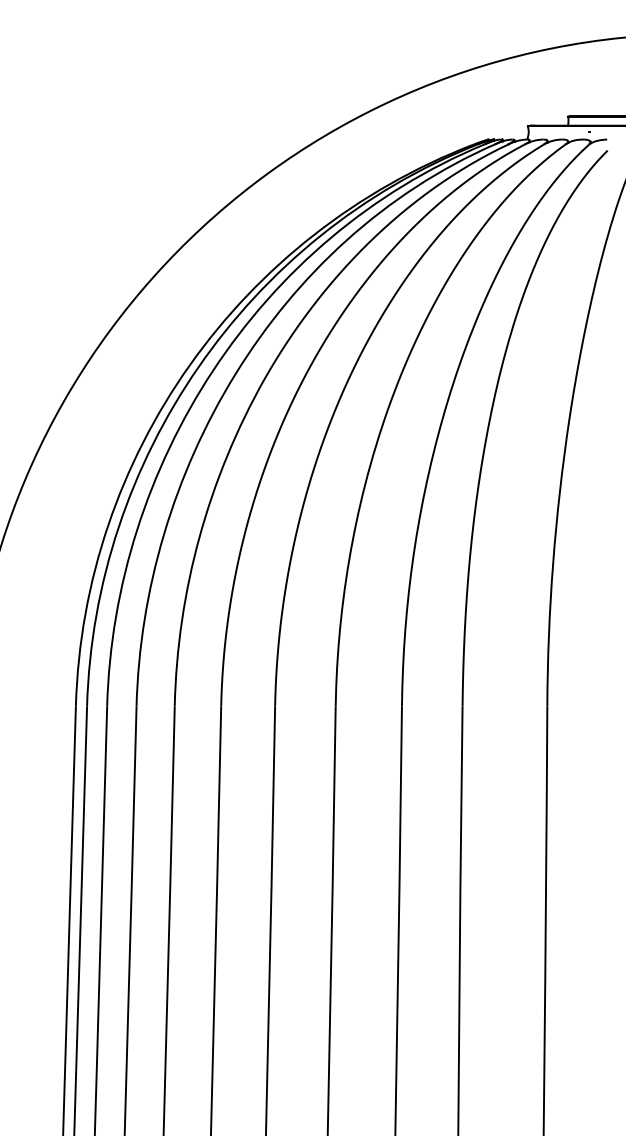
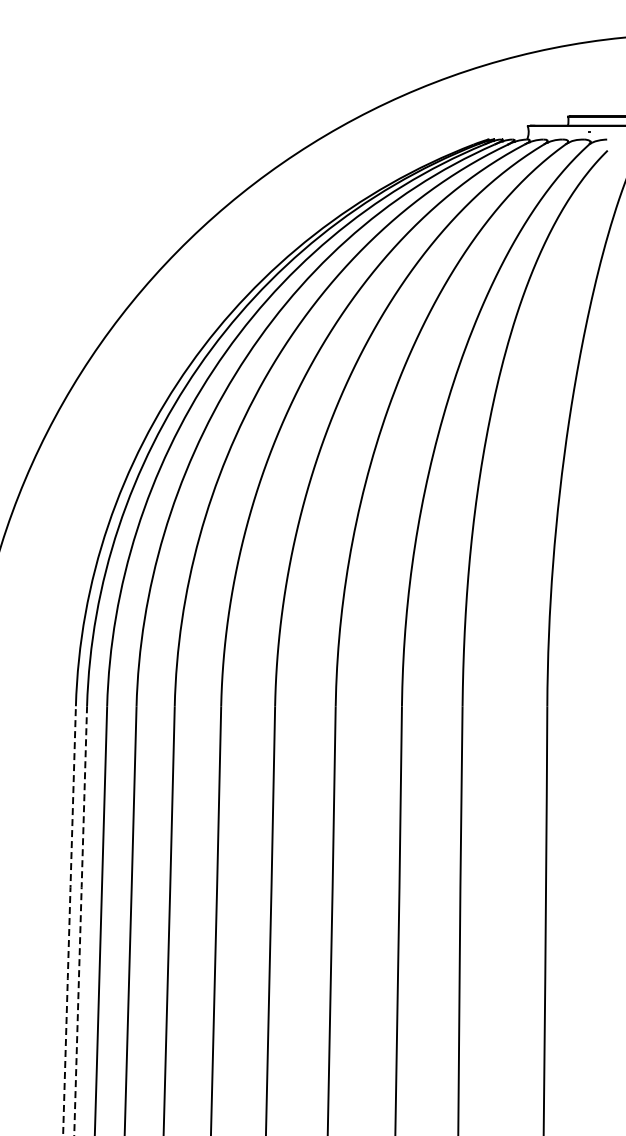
arc: solid -> dashed (69, 921)
arc: solid -> dashed (80, 922)
